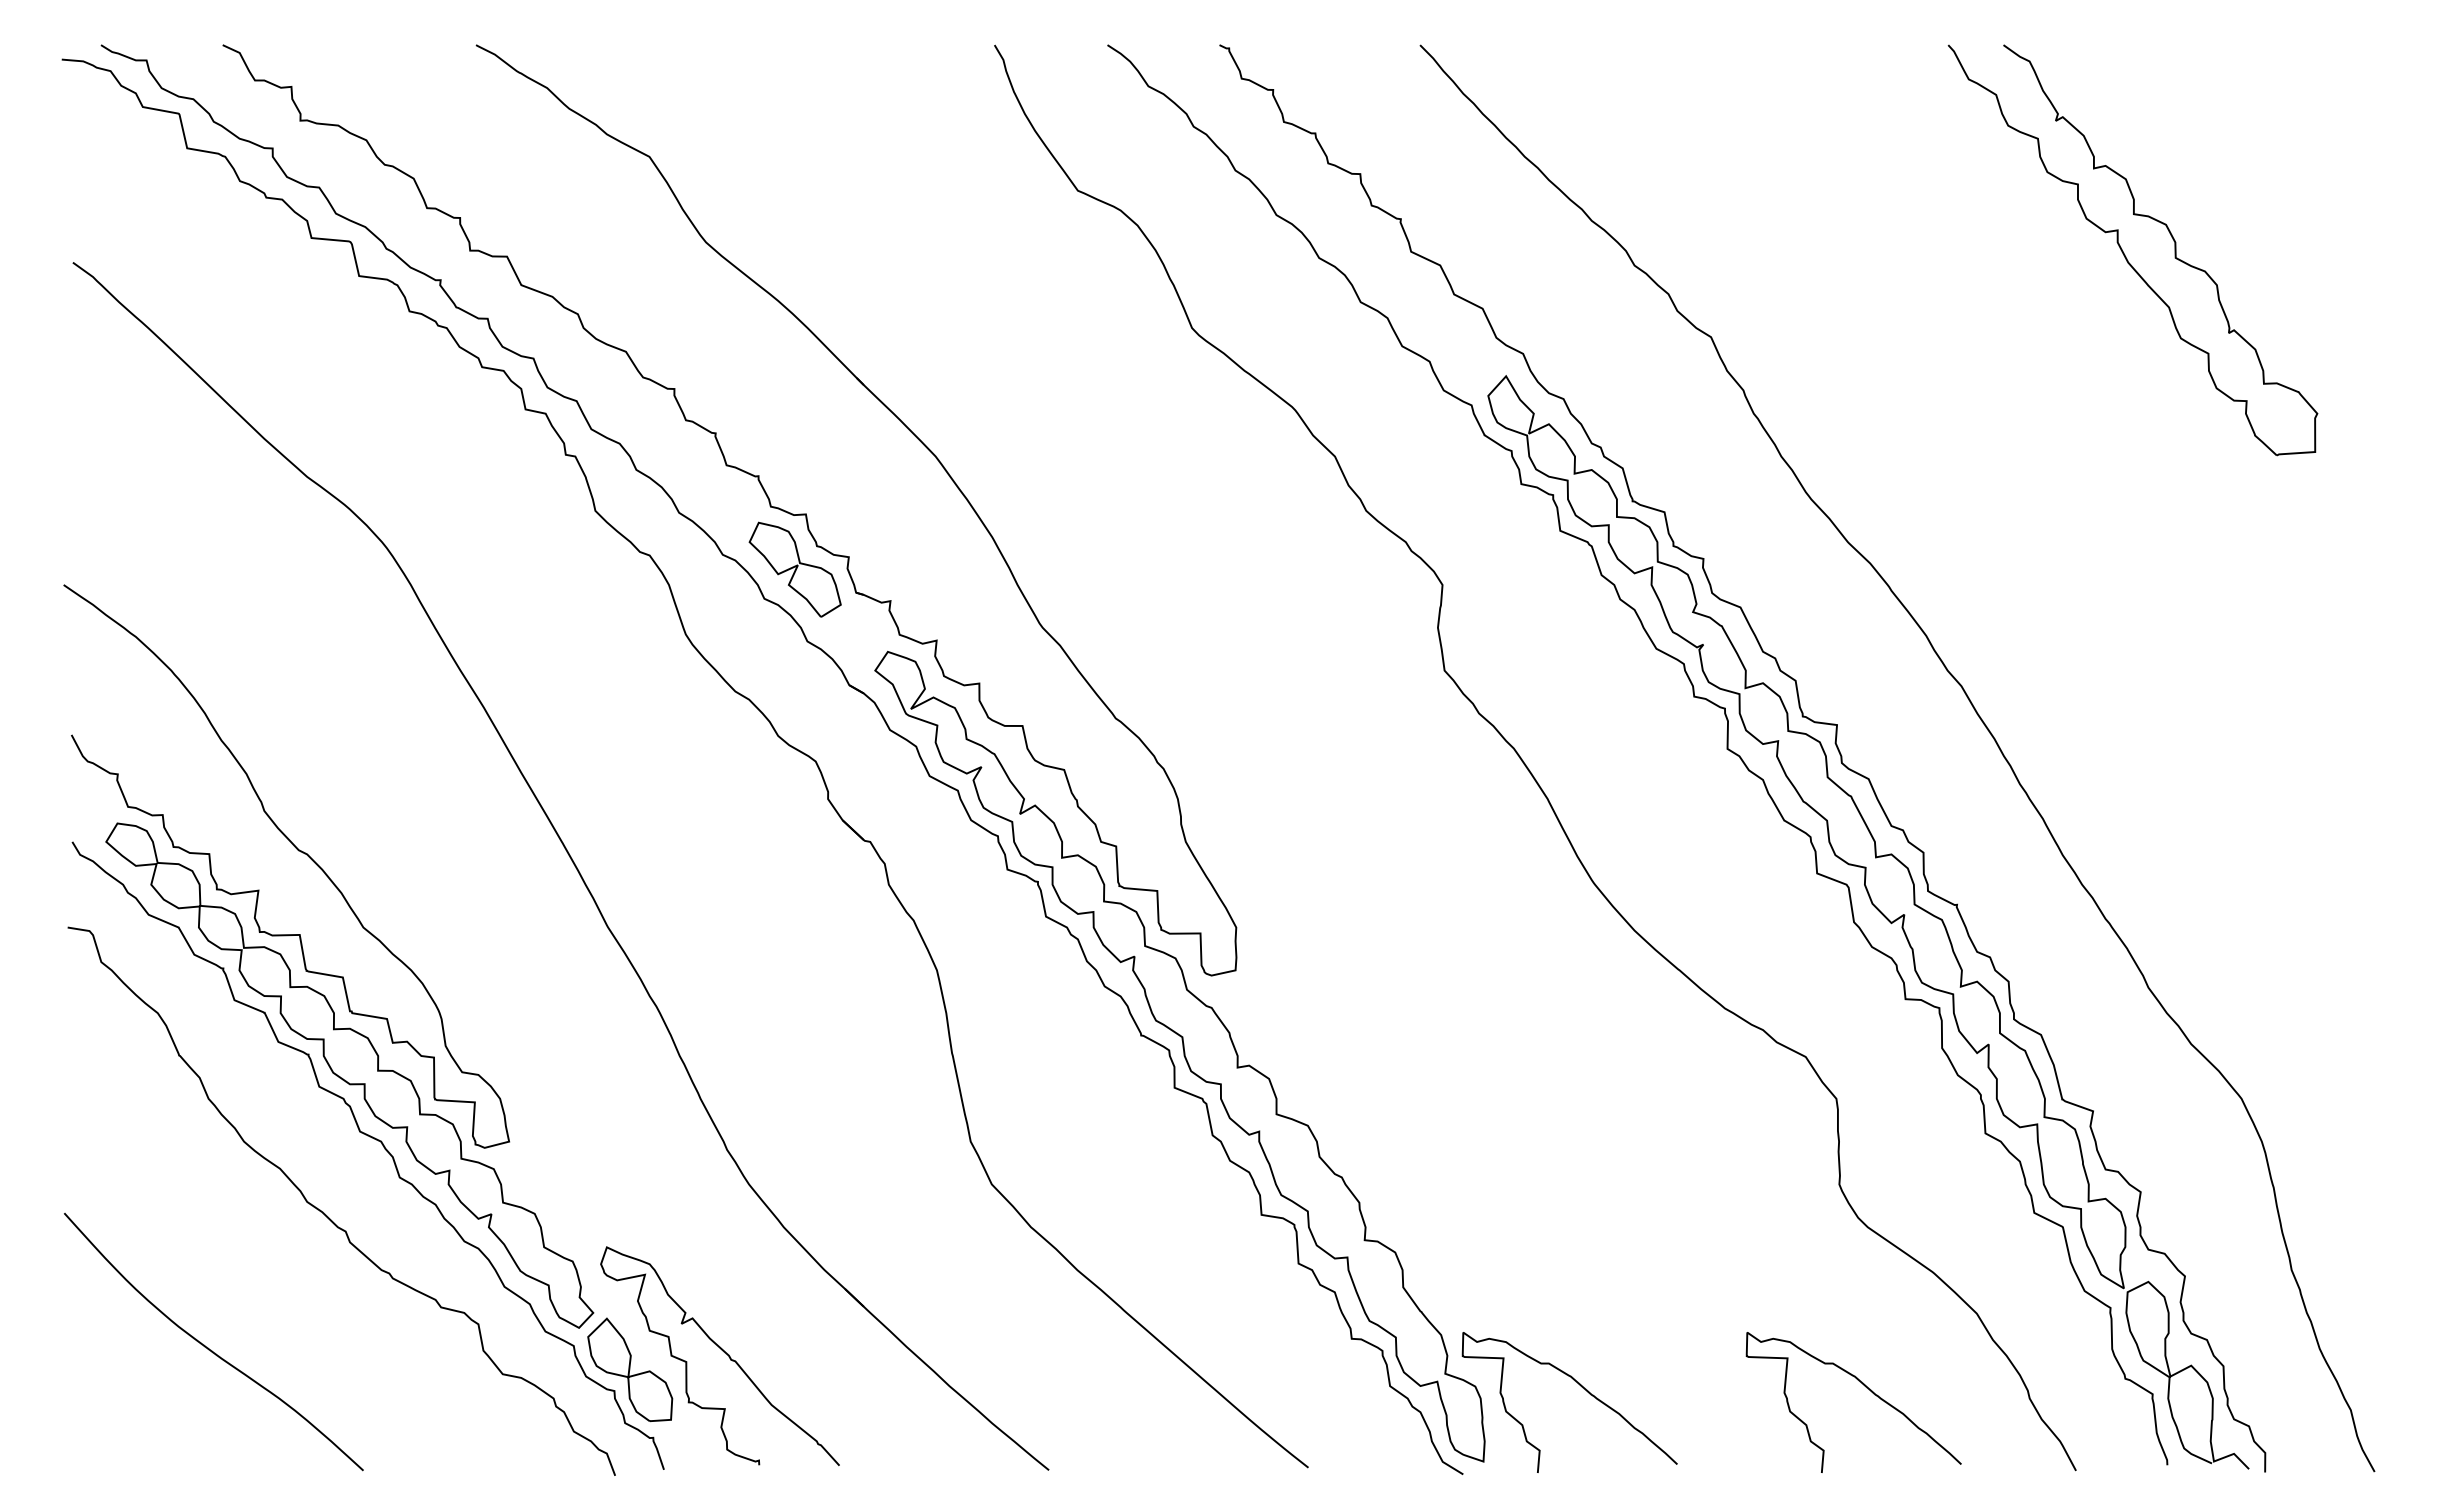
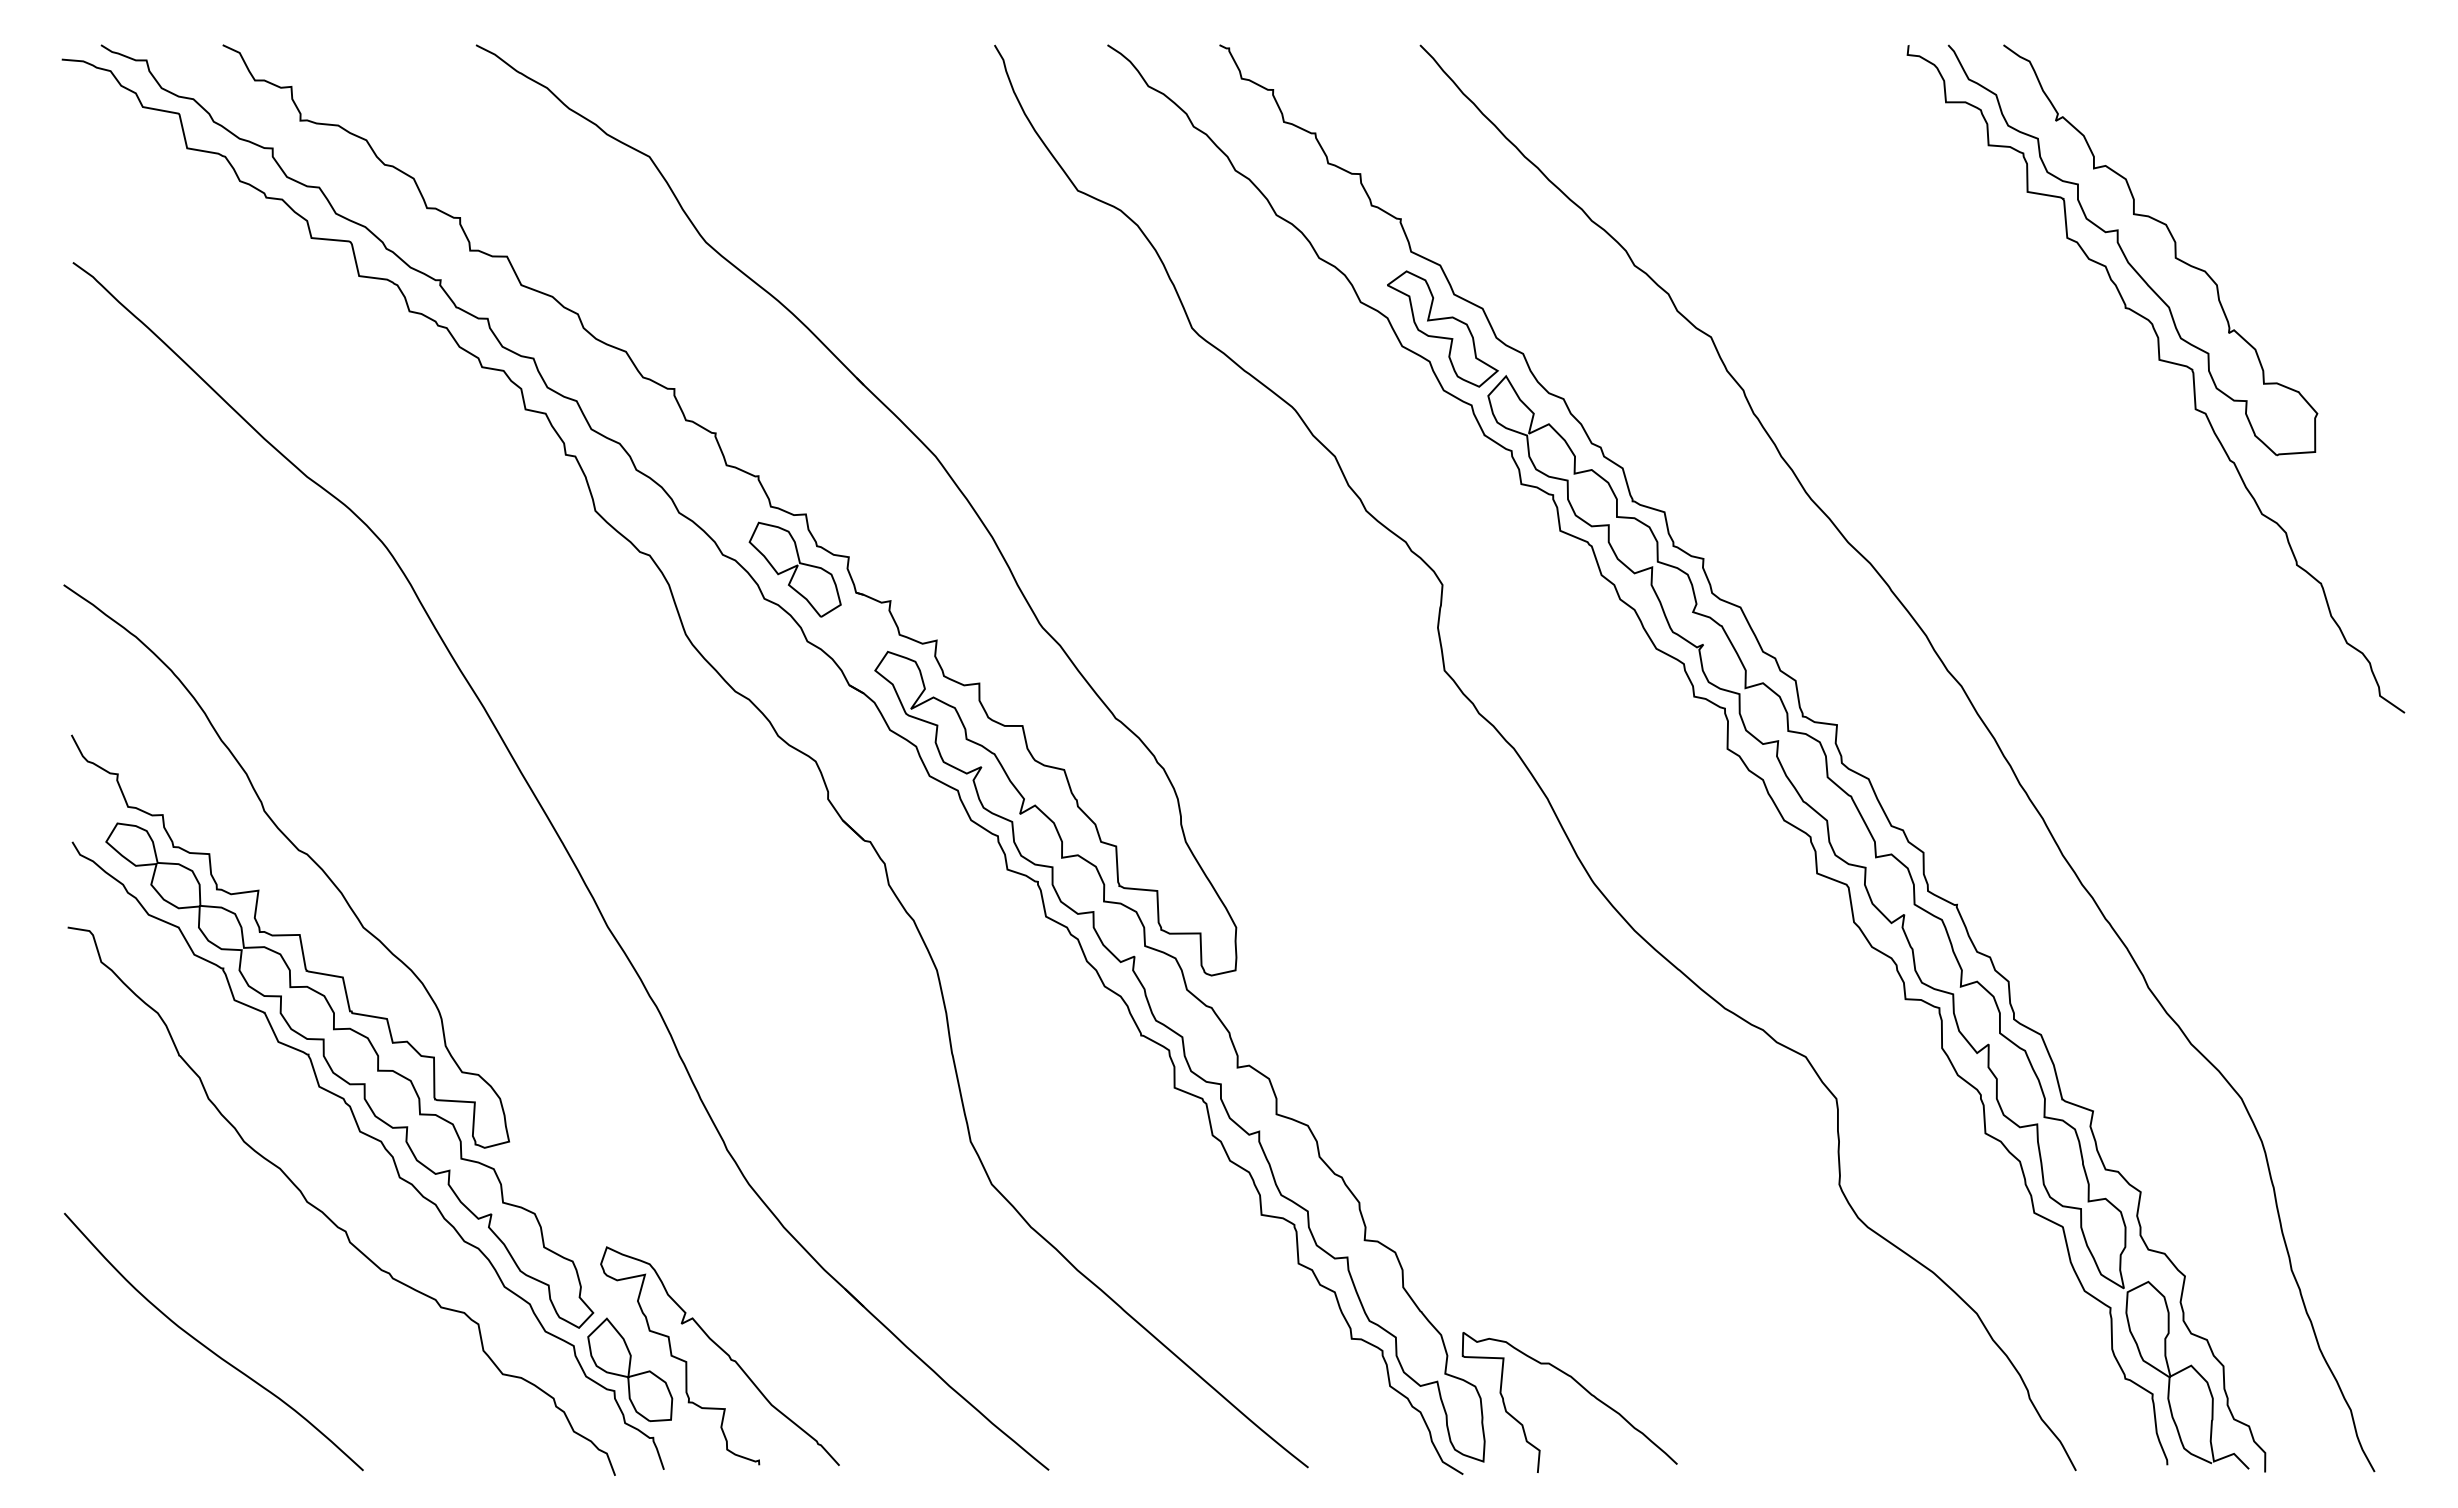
part: none -> present (1442, 328)
curve: none -> present (2160, 361)
curve: present -> none (1866, 1388)
